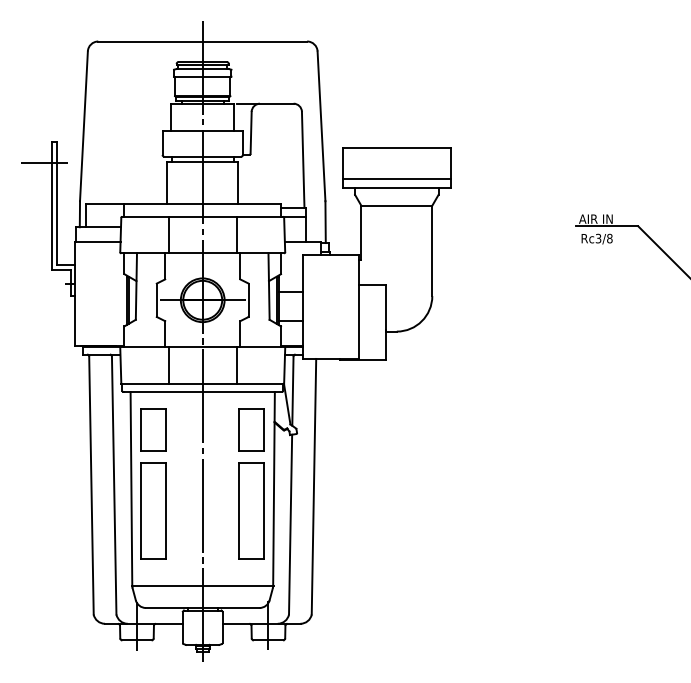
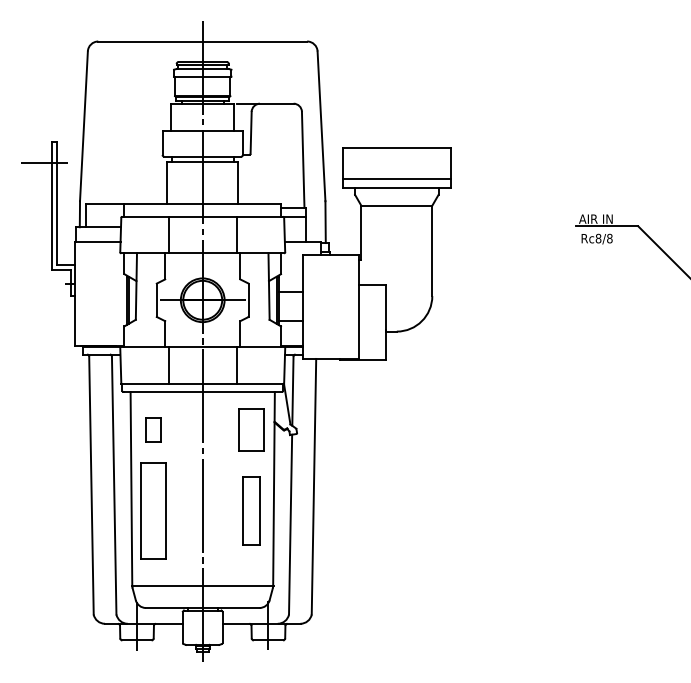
text: Rc3/8 -> Rc8/8 (598, 238)
part size: 27x44 px -> 17x26 px (153, 429)
part size: 27x98 px -> 19x70 px (251, 510)
